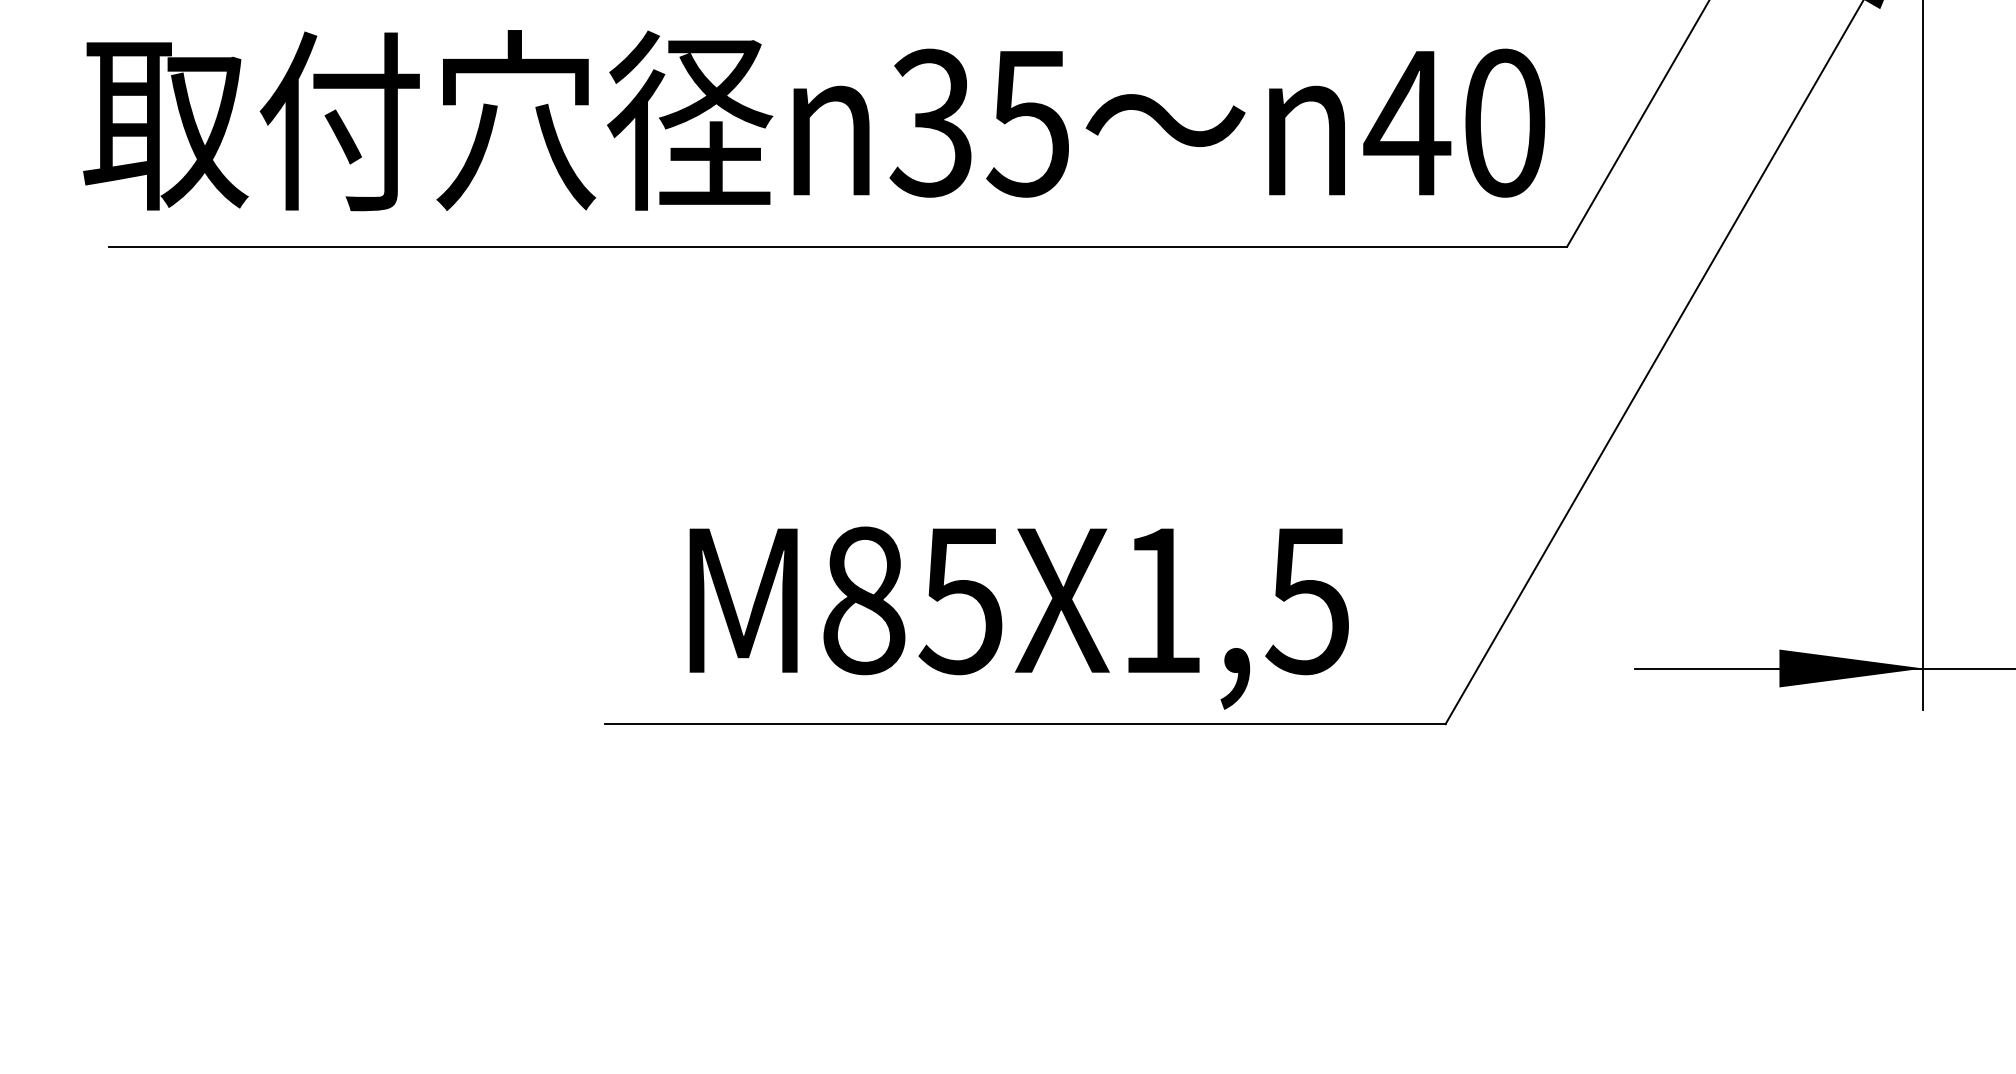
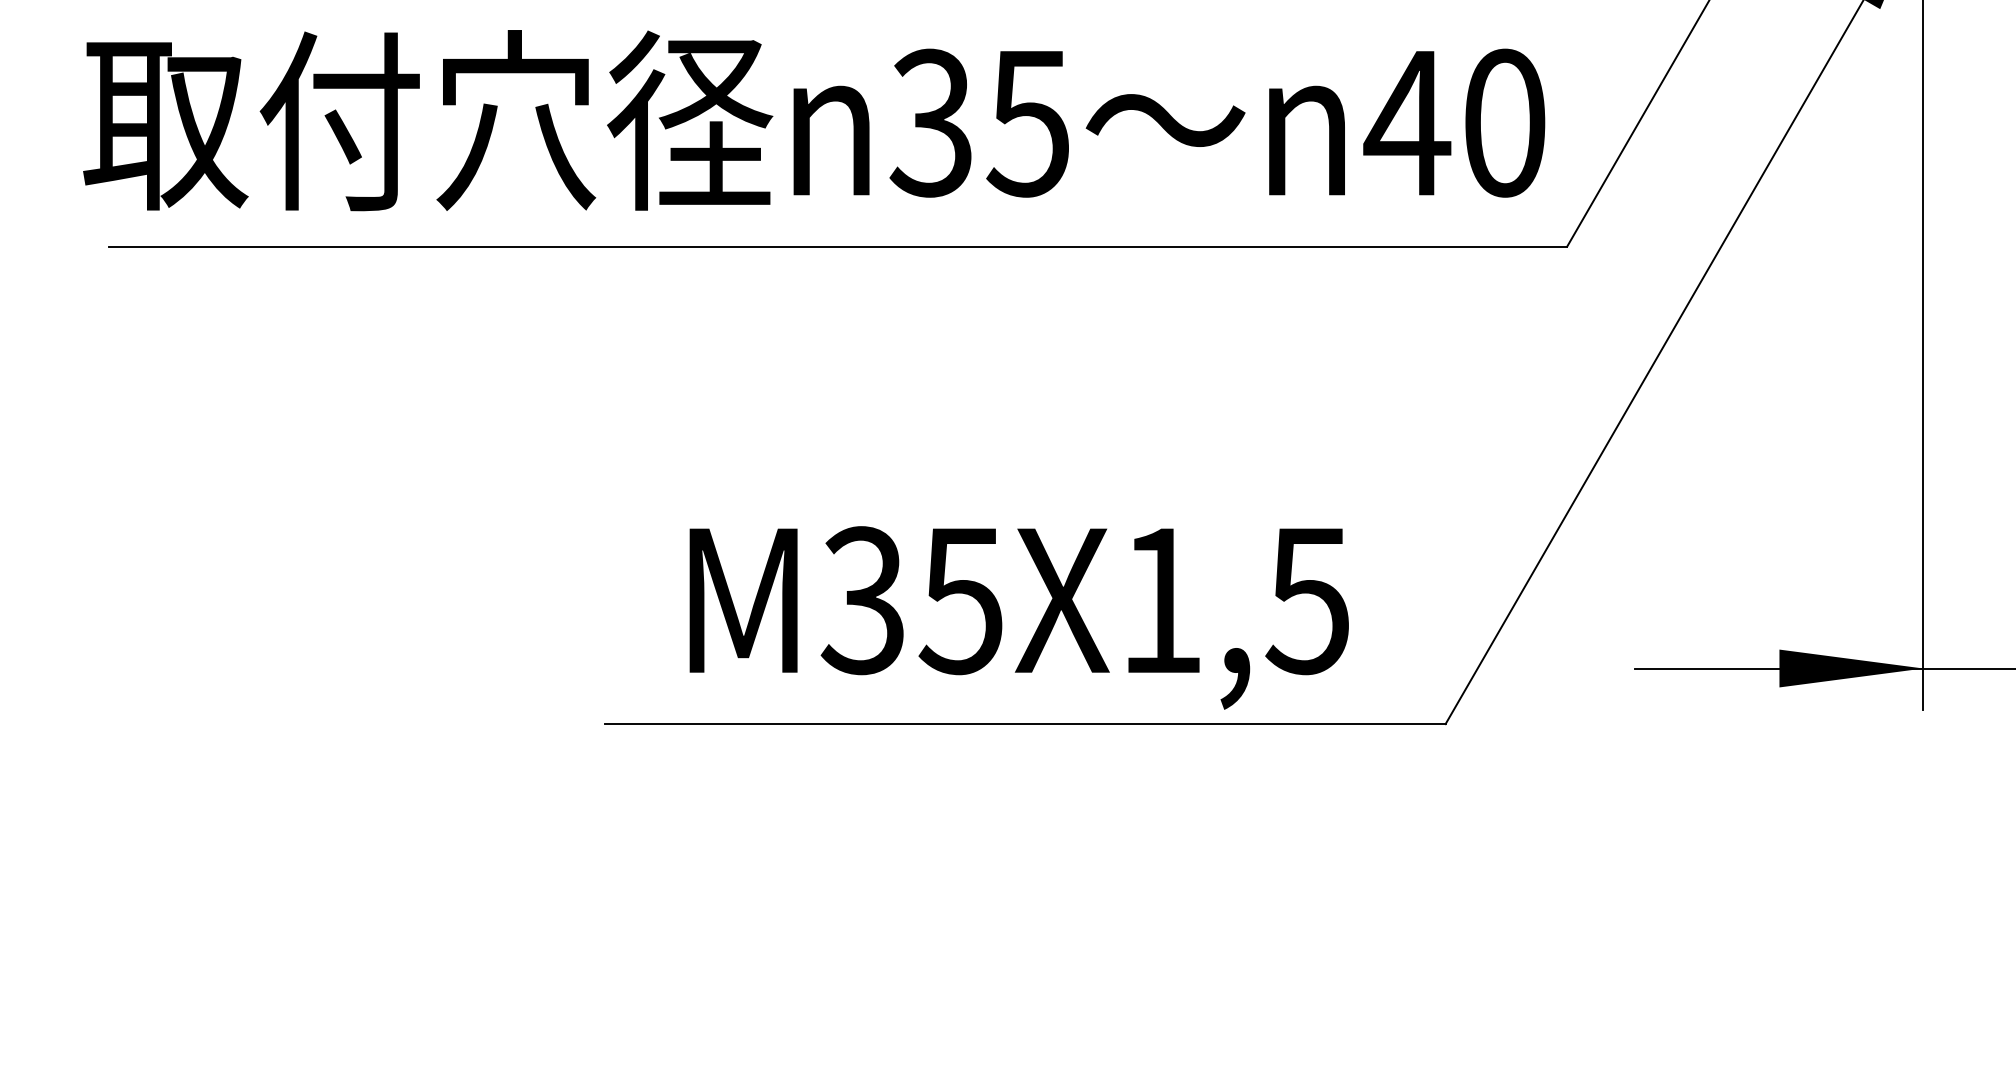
text: M85X1,5 -> M35X1,5 (862, 600)
